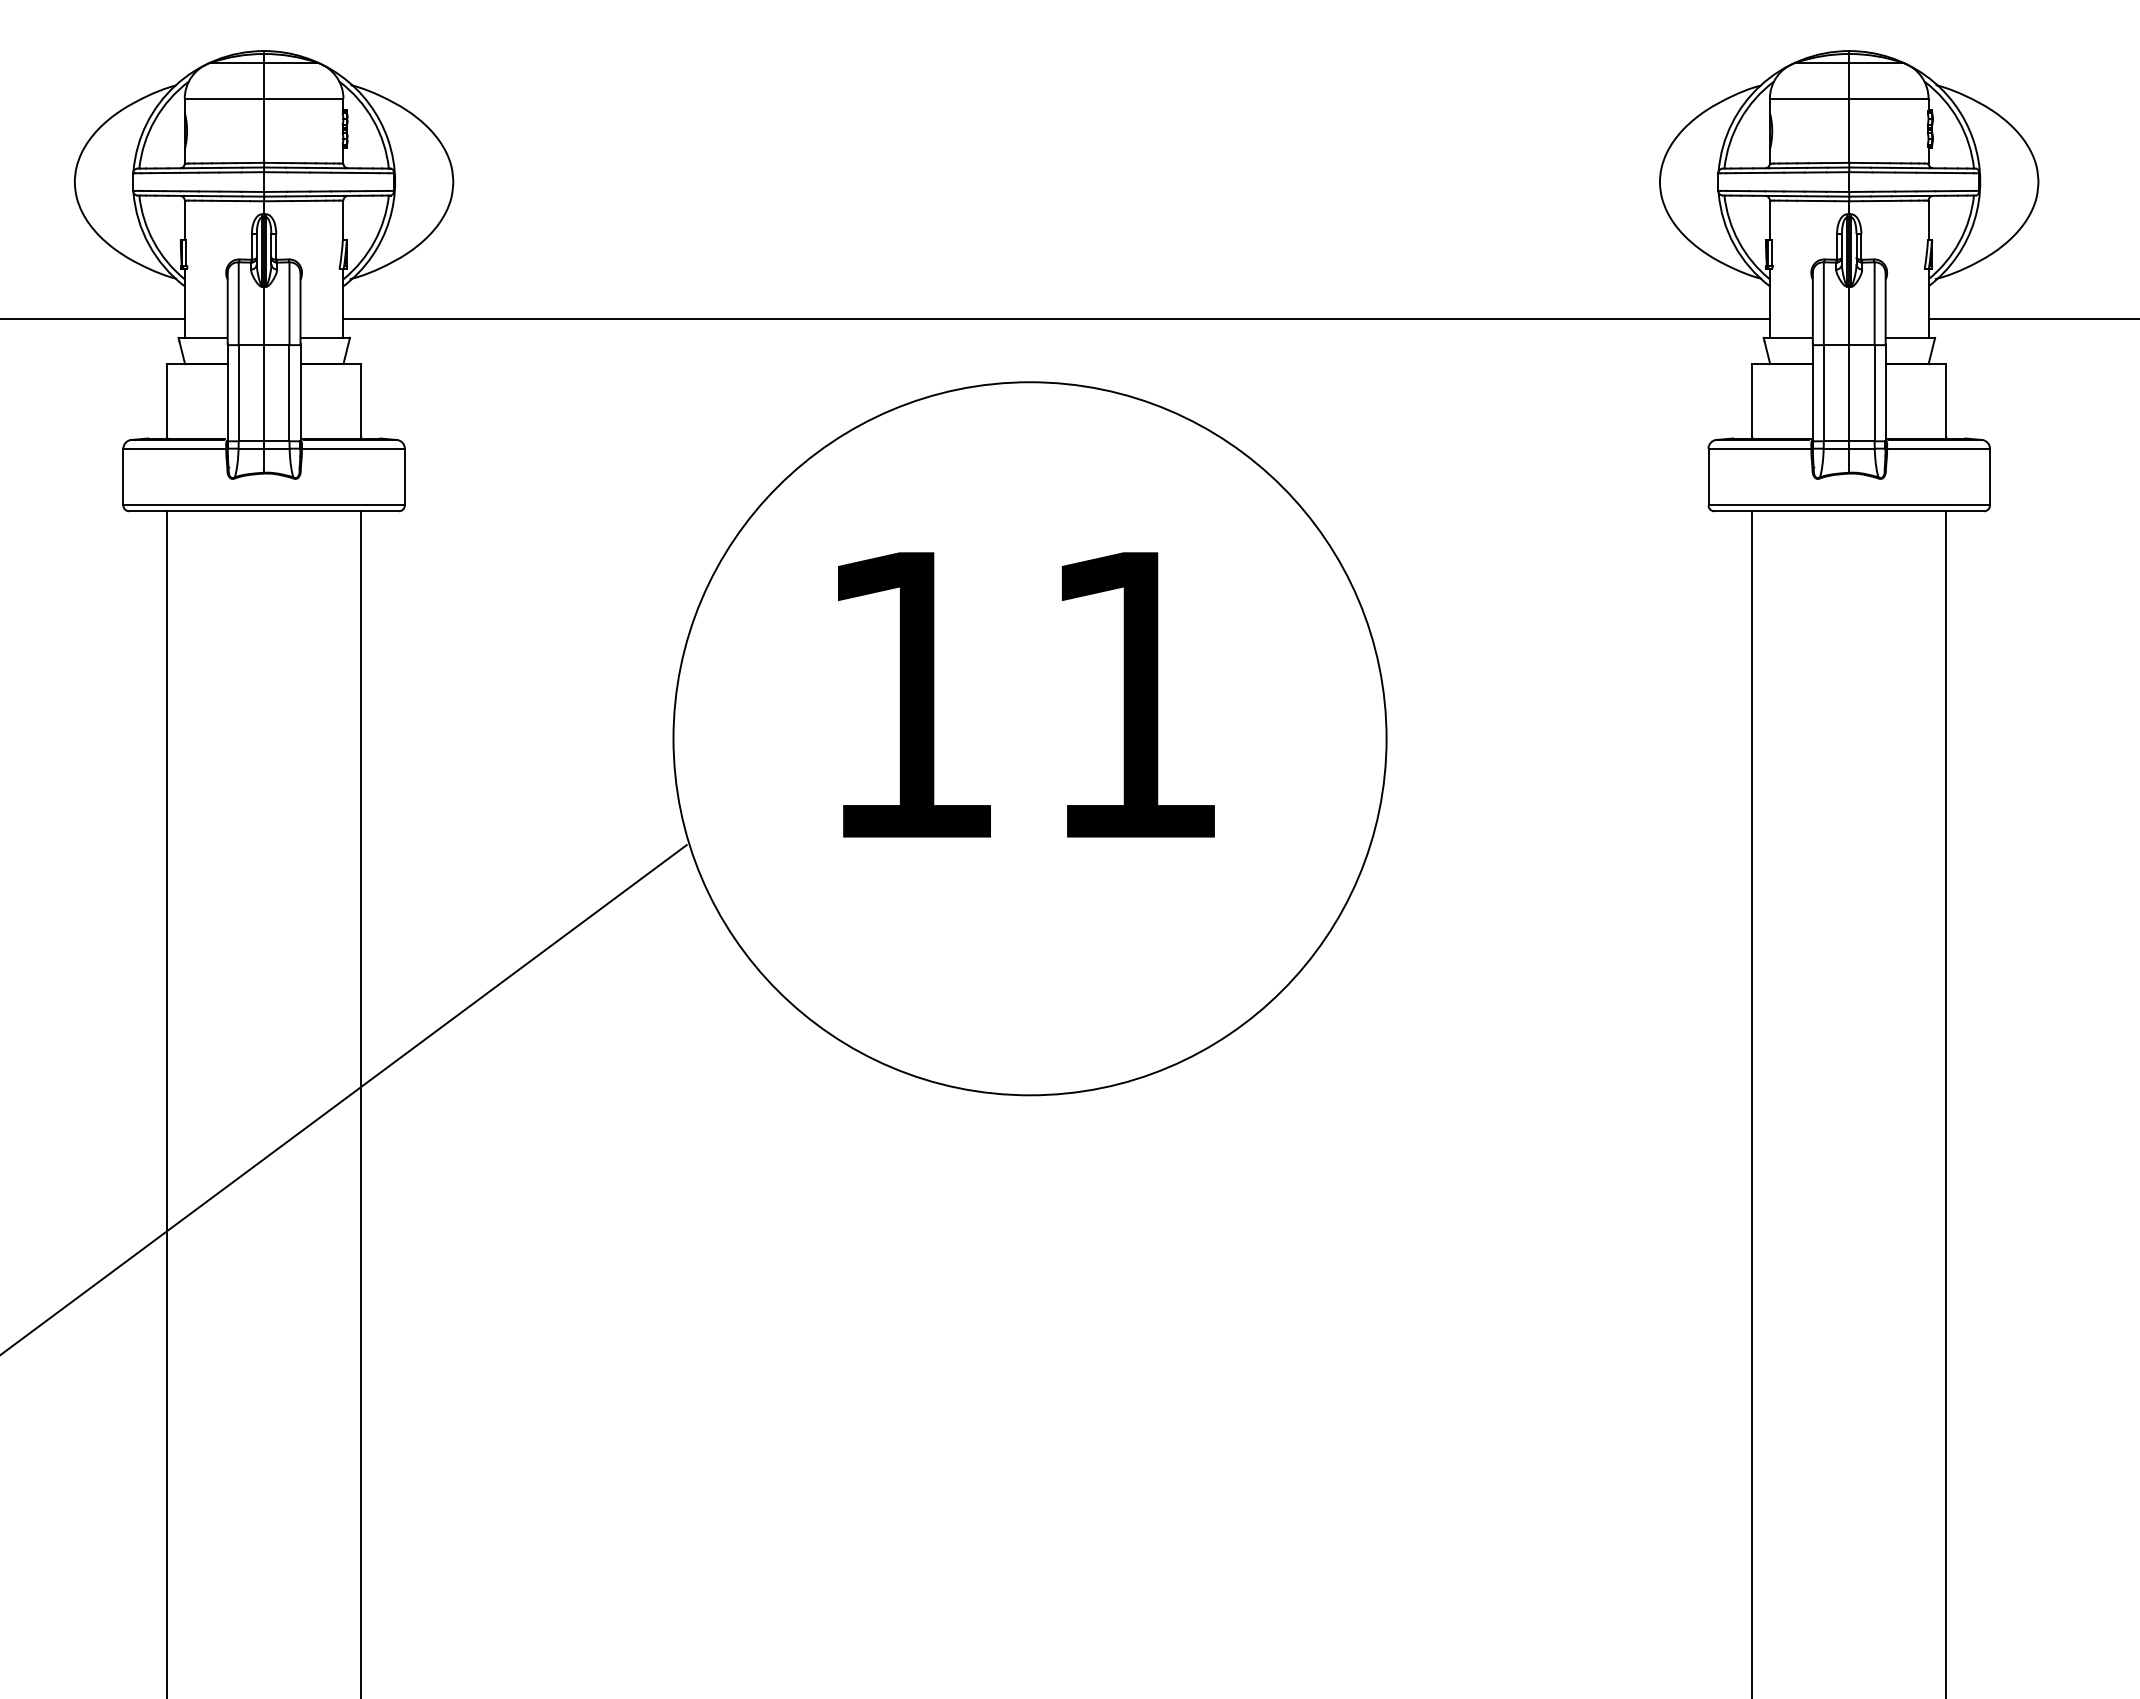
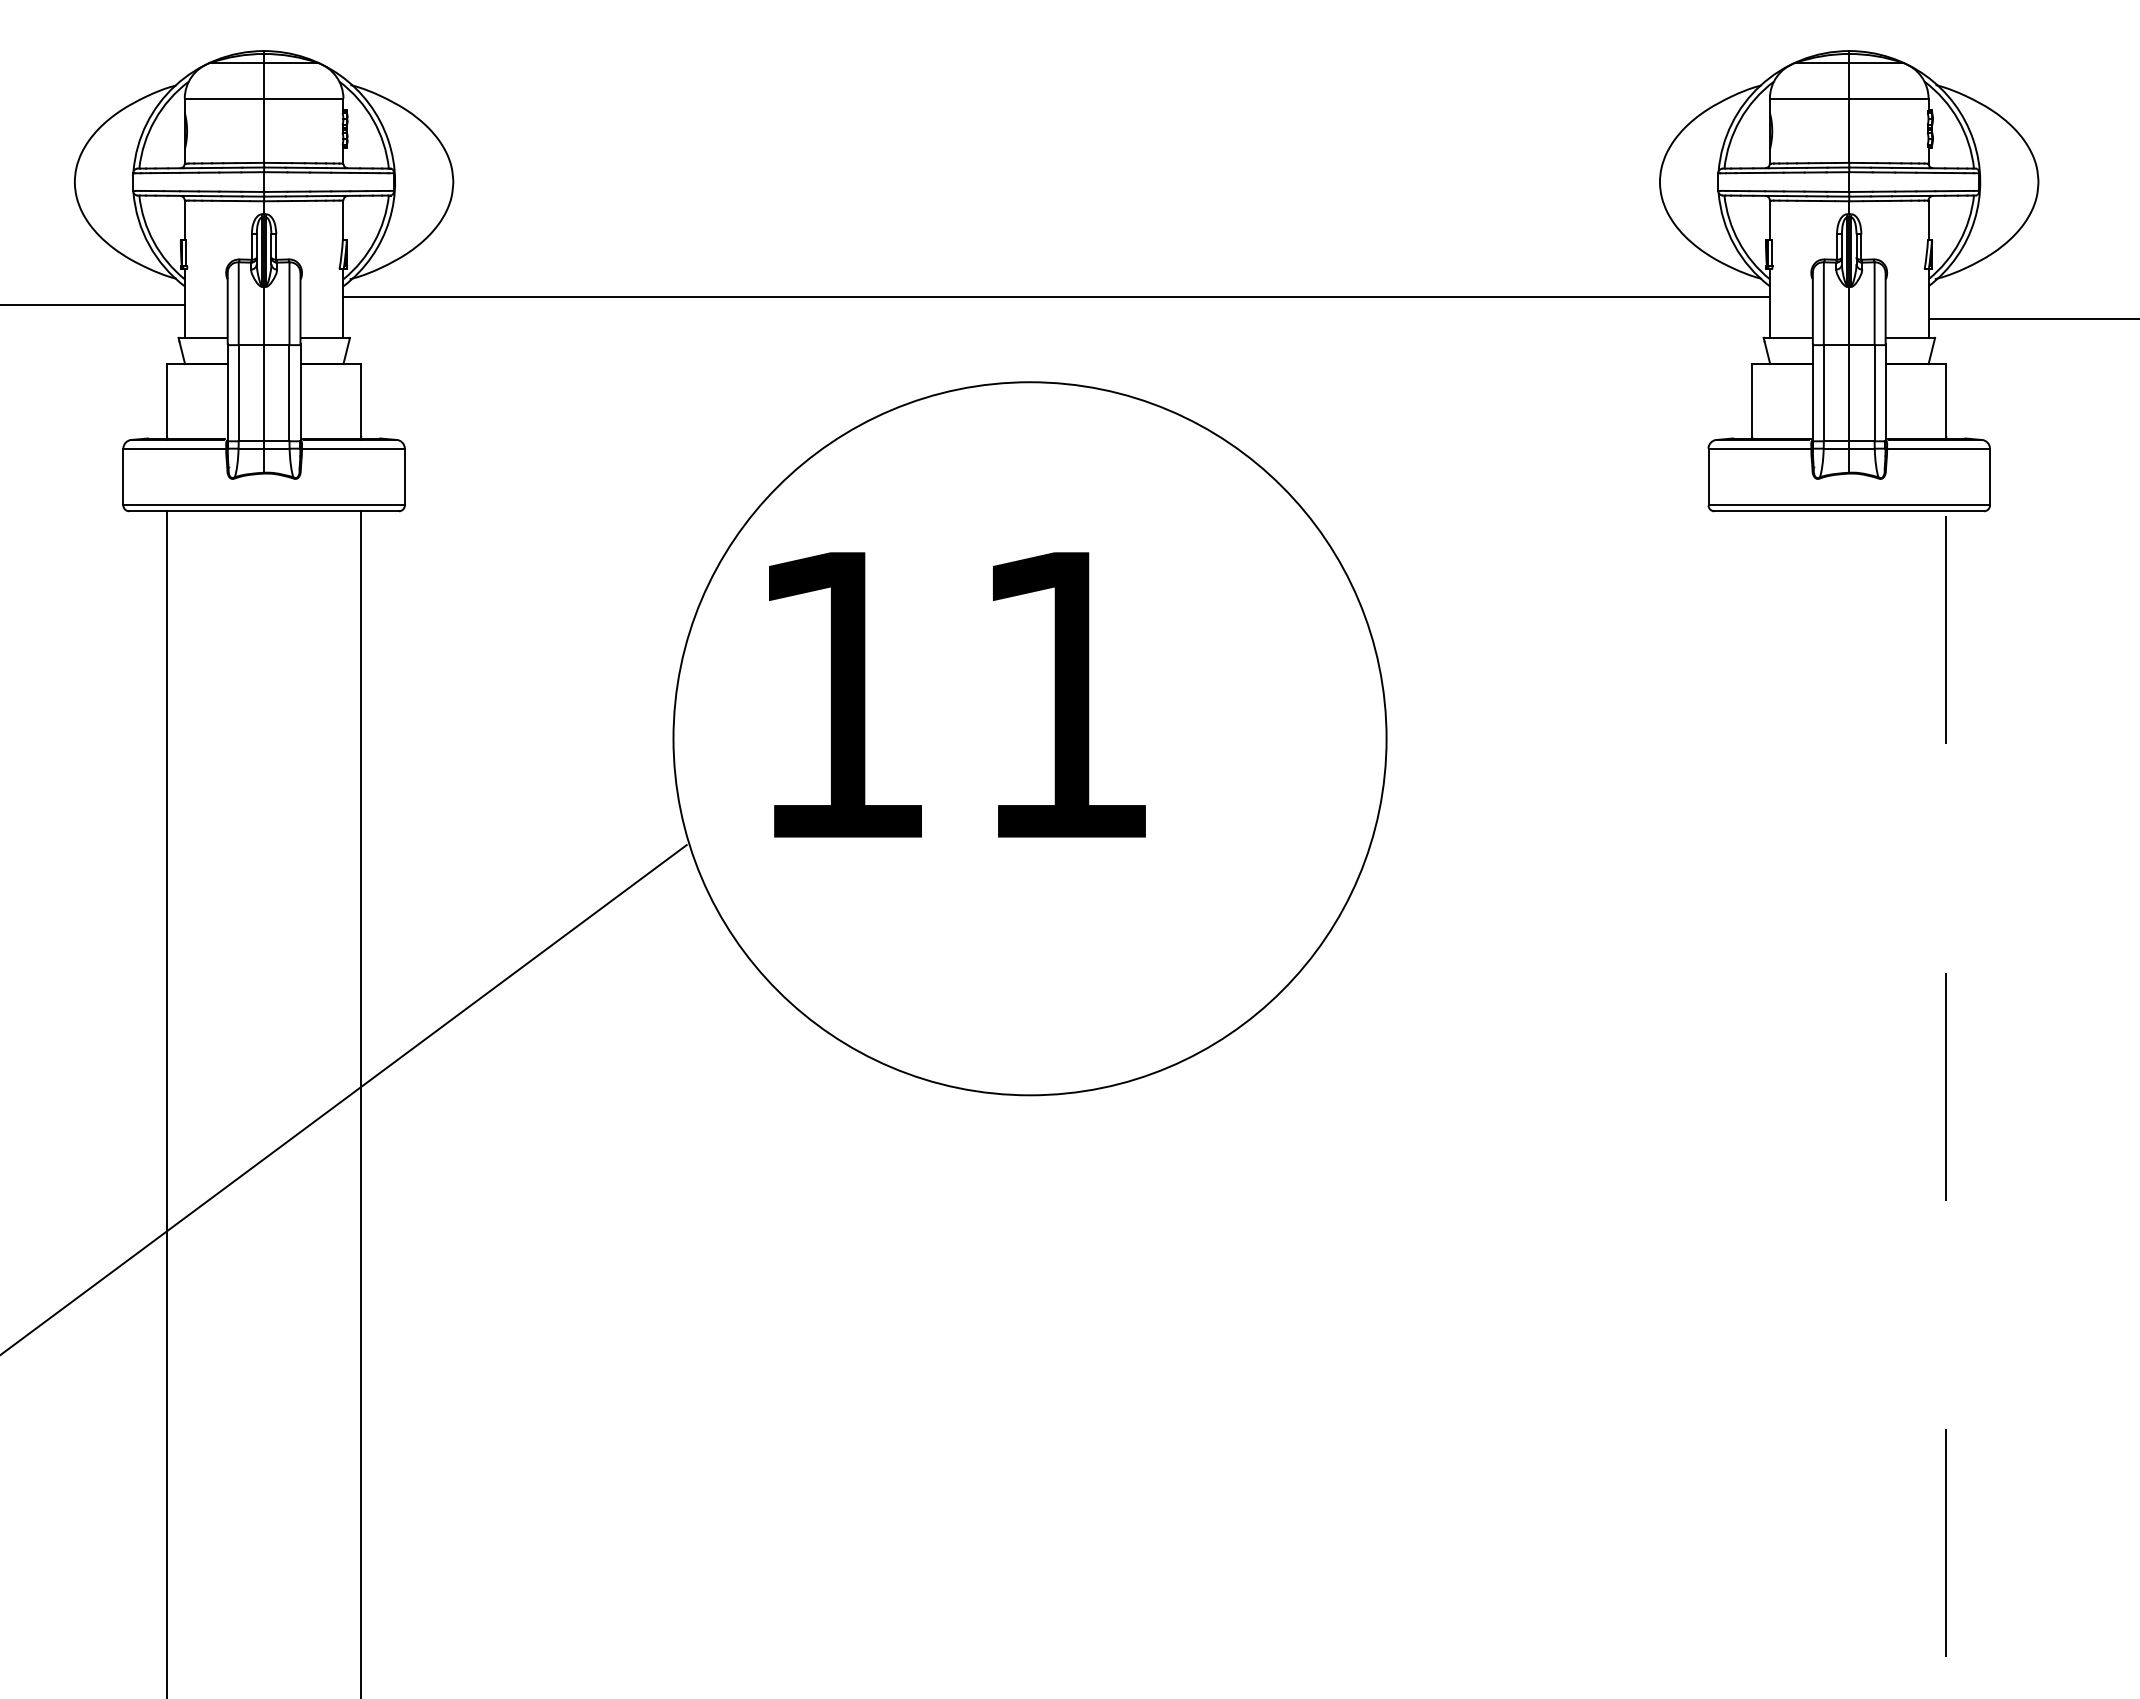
line position: (93, 318) -> (93, 304) (93, 304)
line position: (1056, 318) -> (1056, 296) (1056, 296)
text position: (1026, 694) -> (957, 694) (957, 694)
line: present -> none (1752, 1103)
line: solid -> dashed (1946, 1104)
